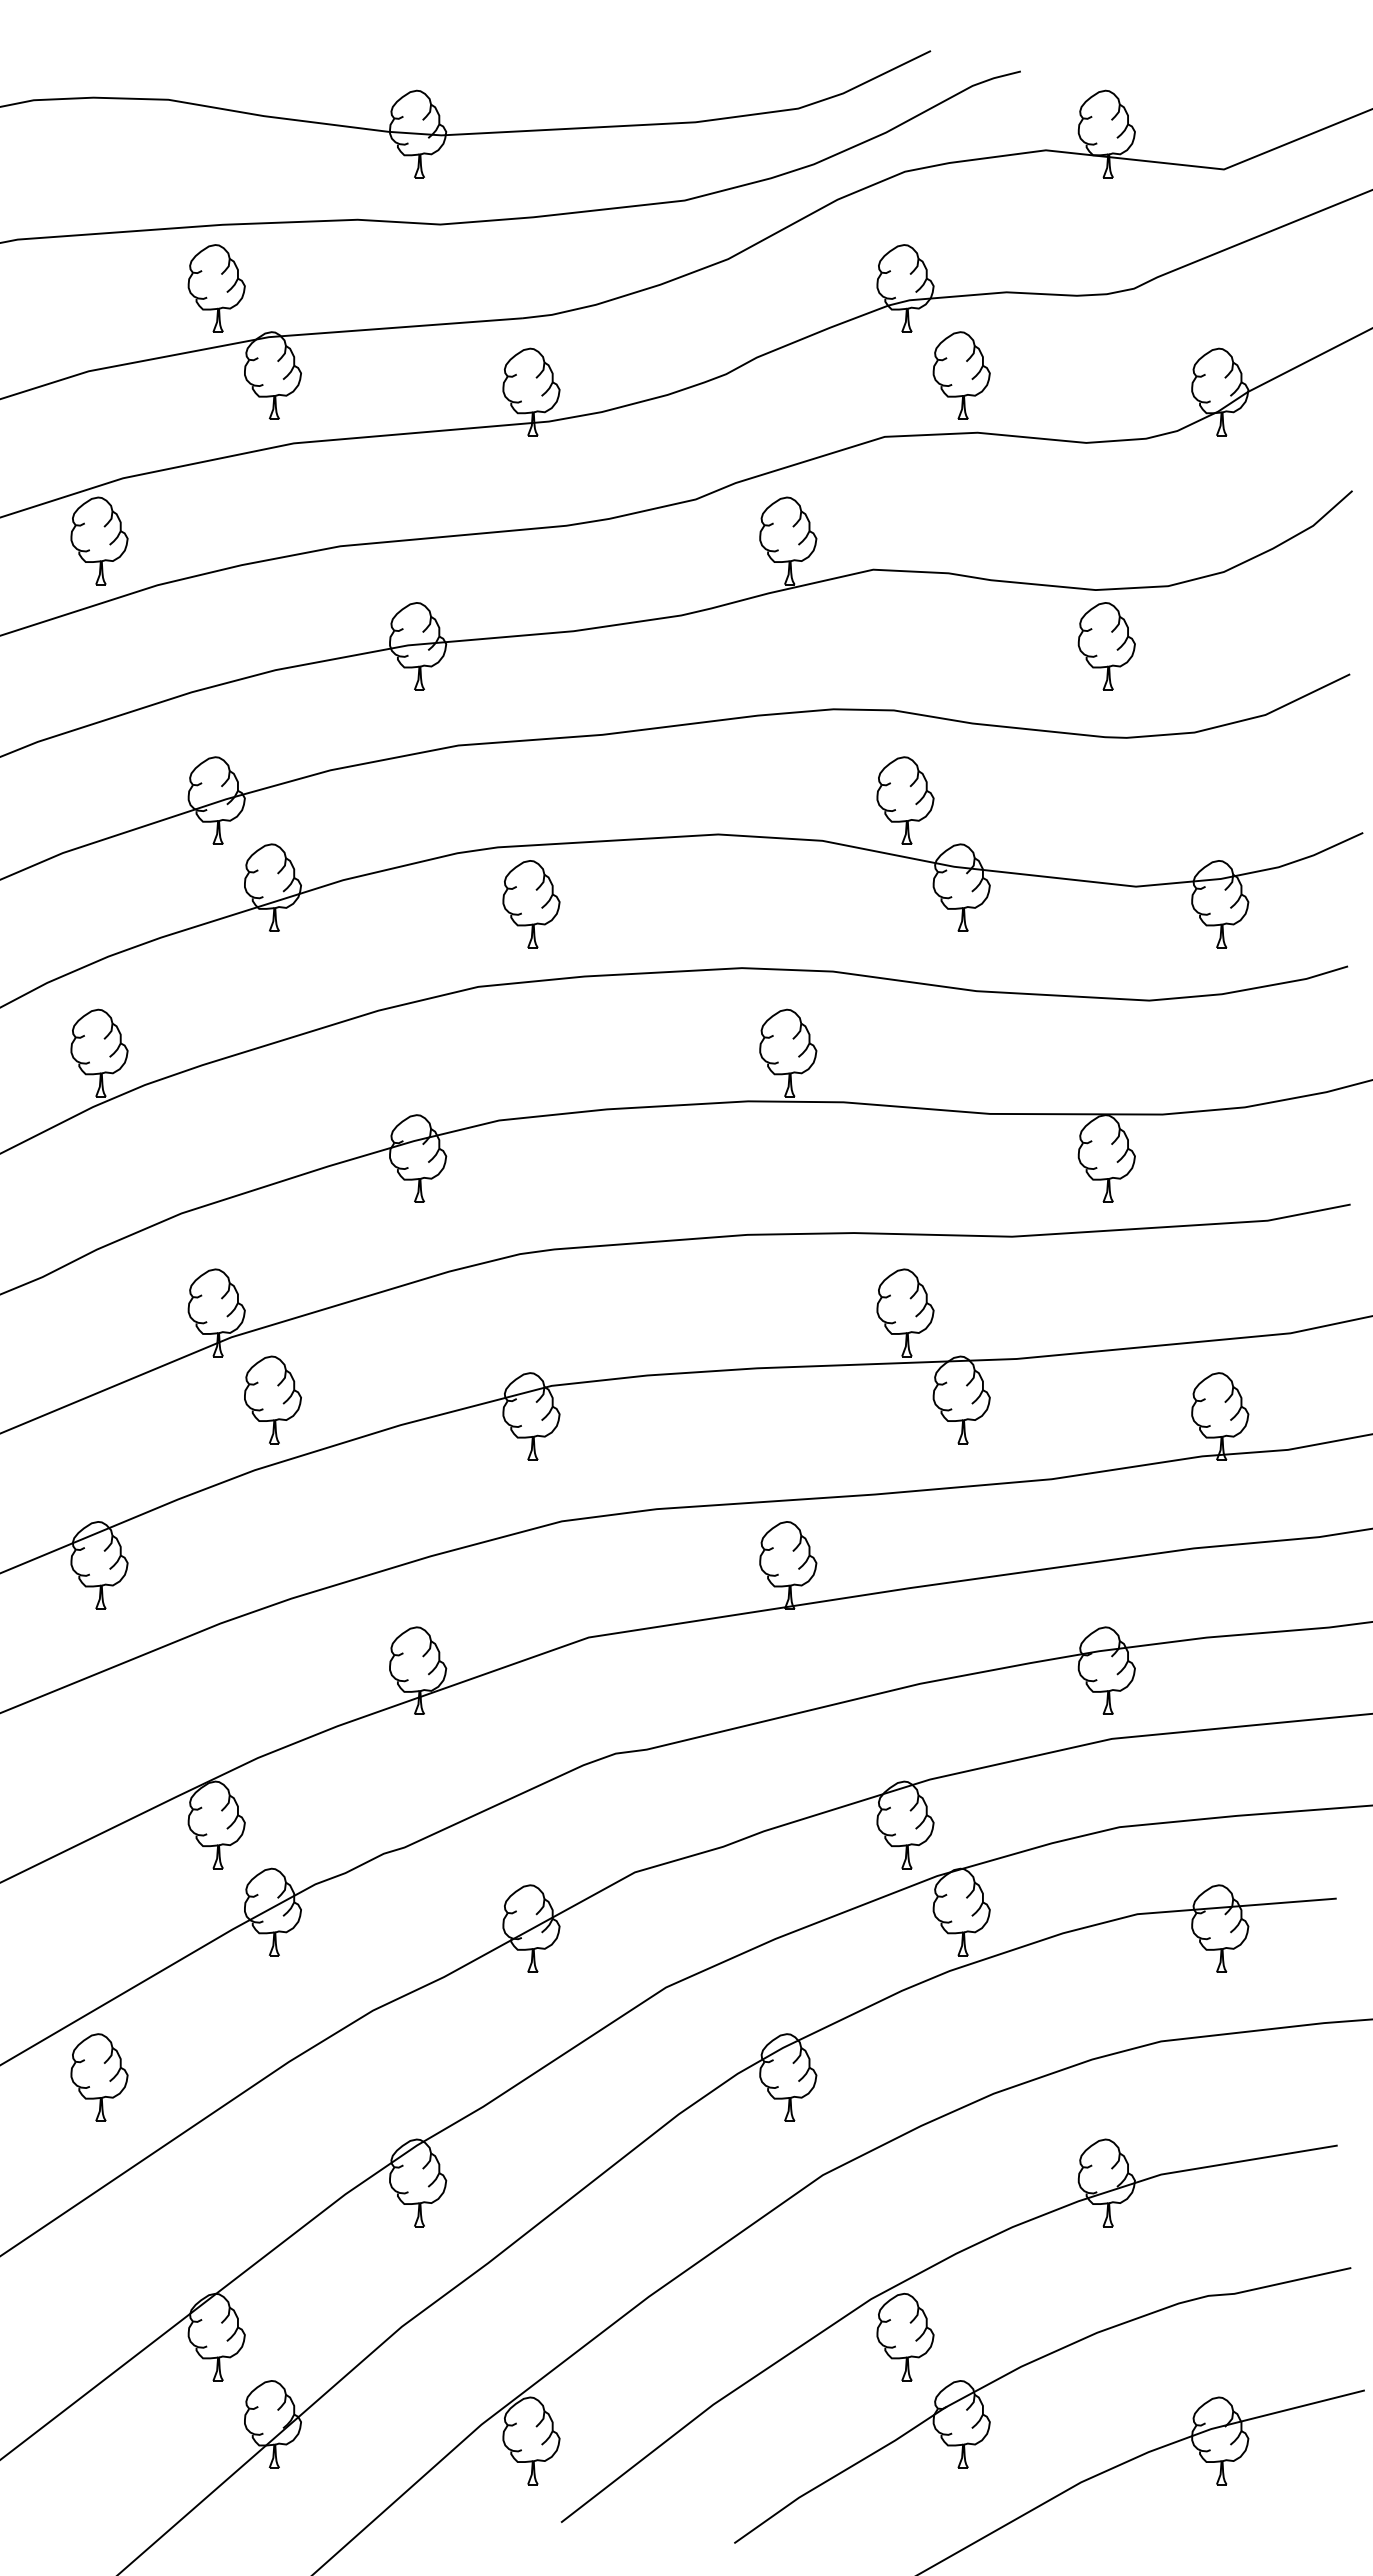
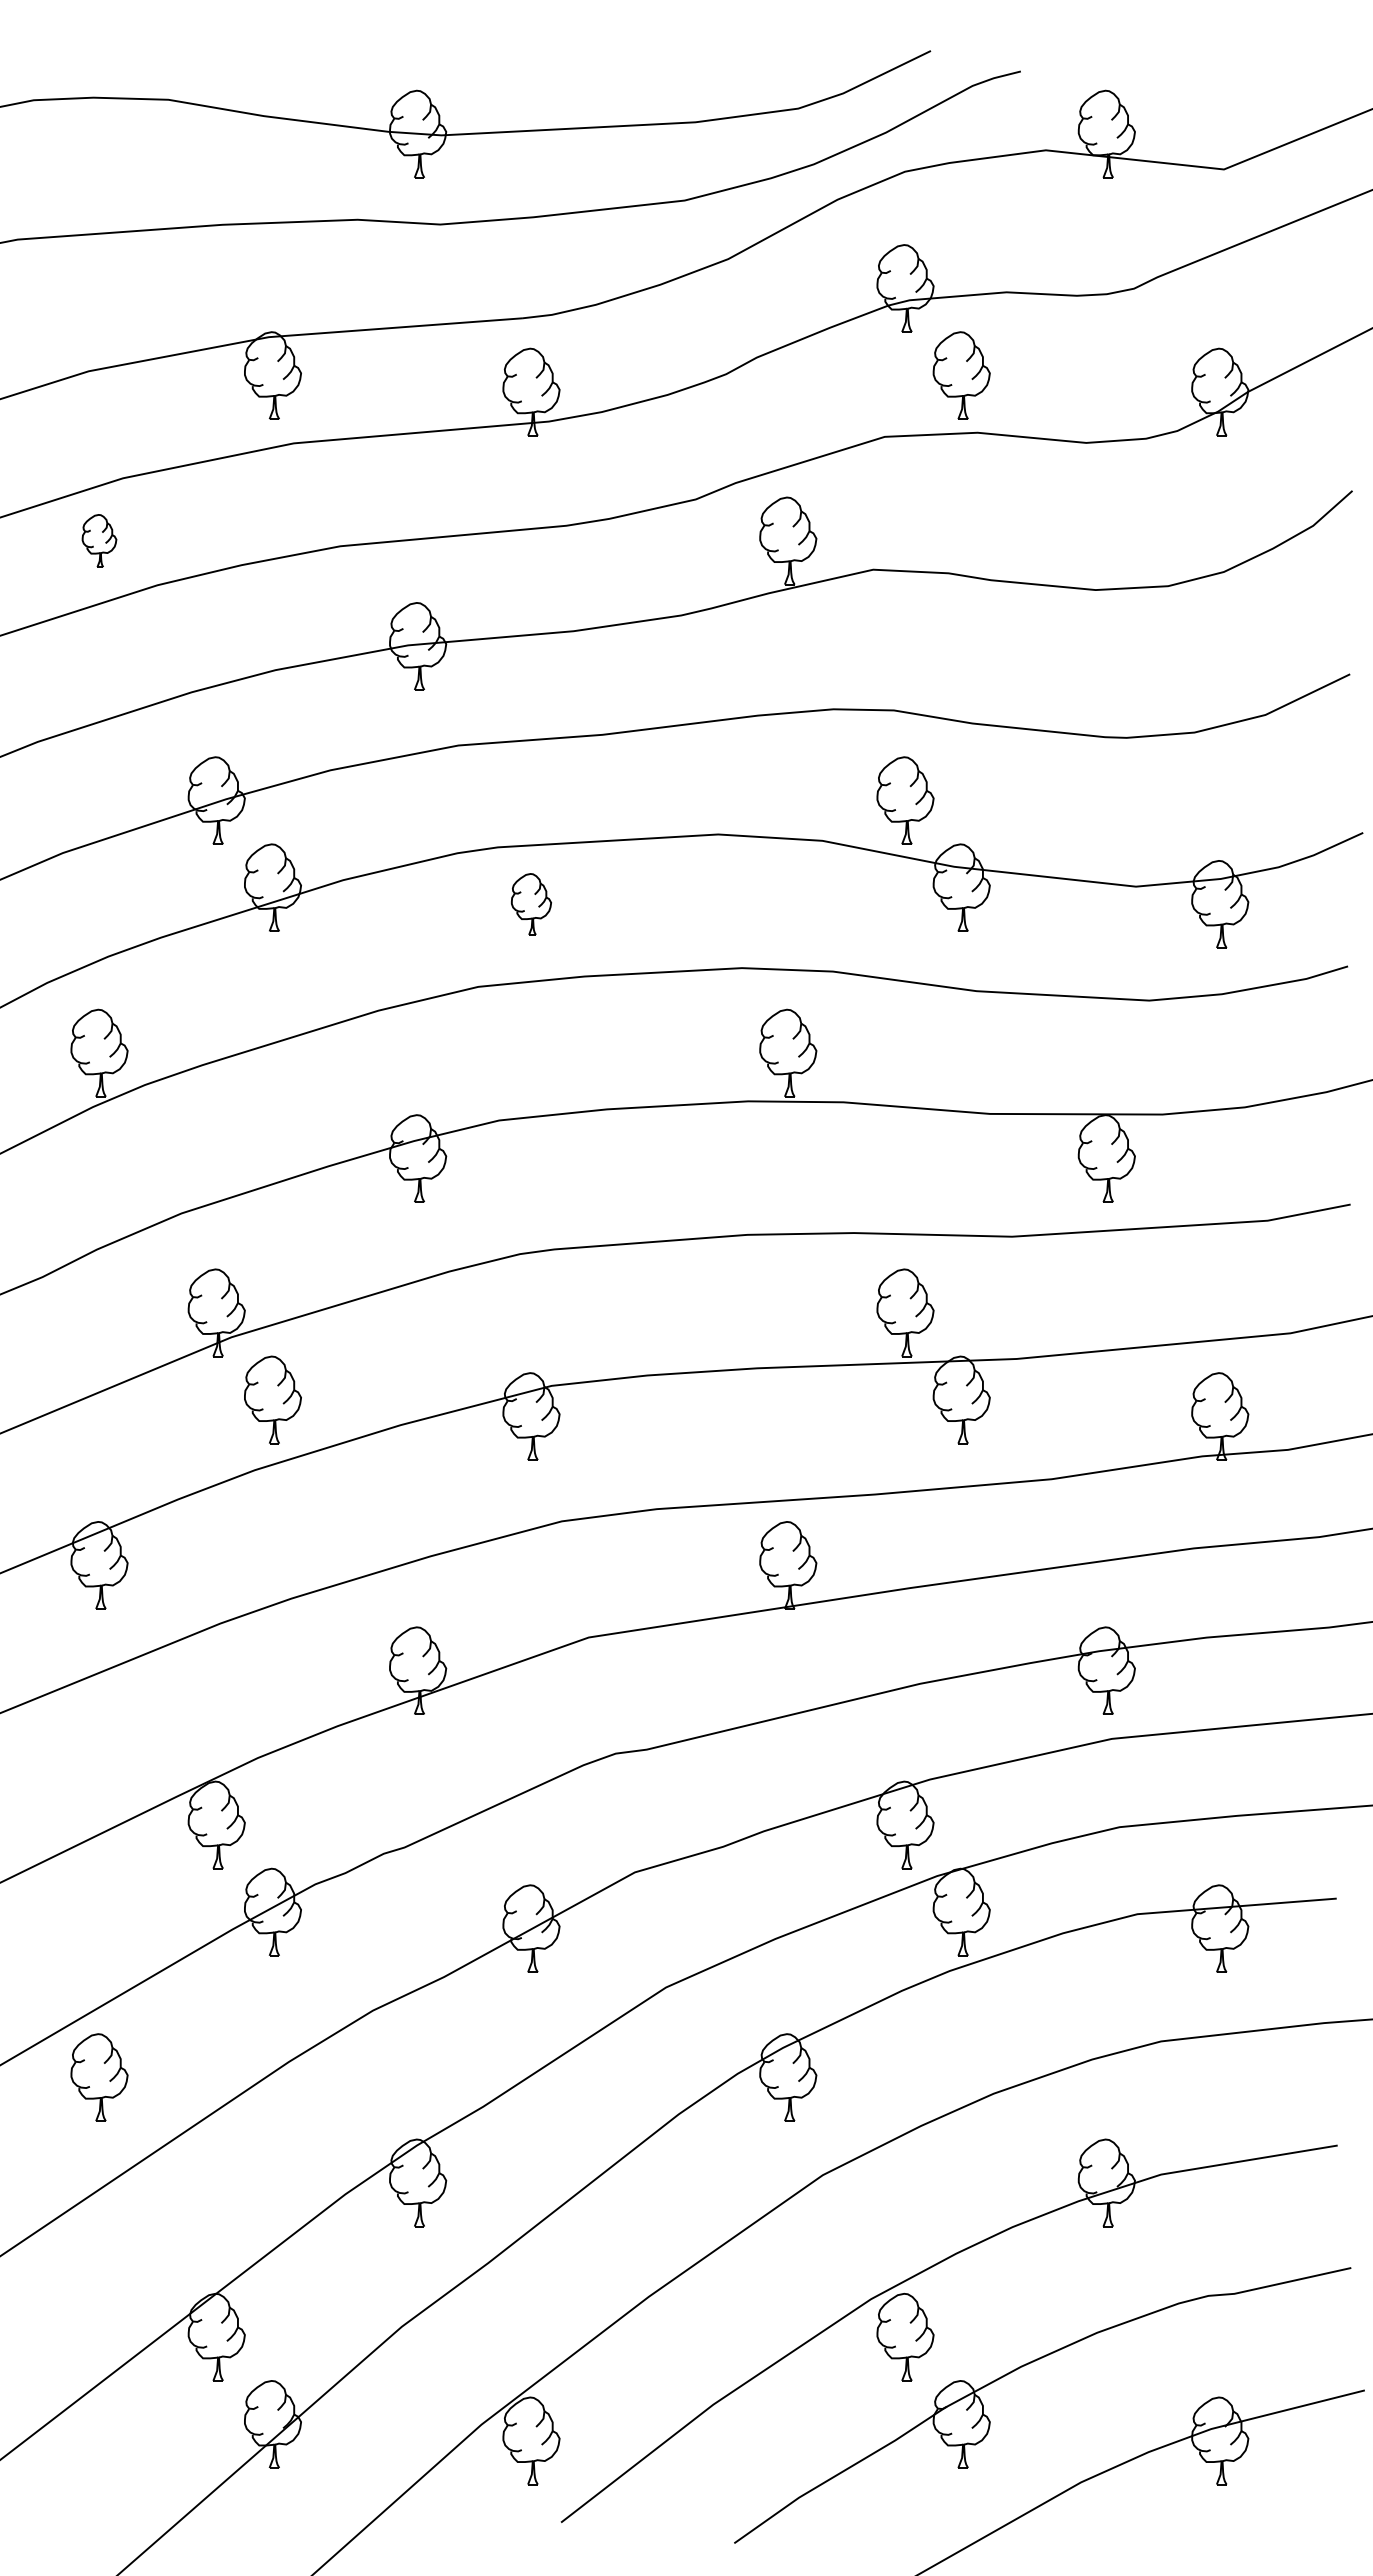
part: present -> none (216, 288)
part size: 59x90 px -> 37x54 px (99, 540)
part: present -> none (1106, 646)
part size: 59x89 px -> 41x63 px (531, 904)
